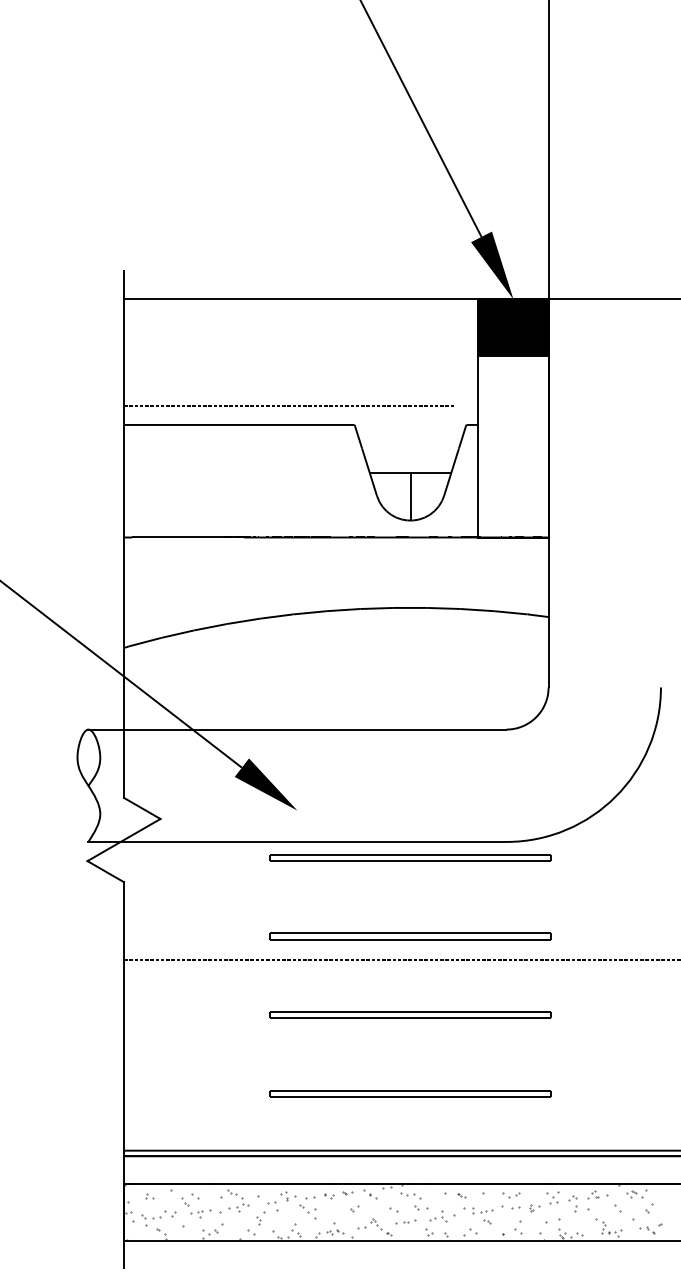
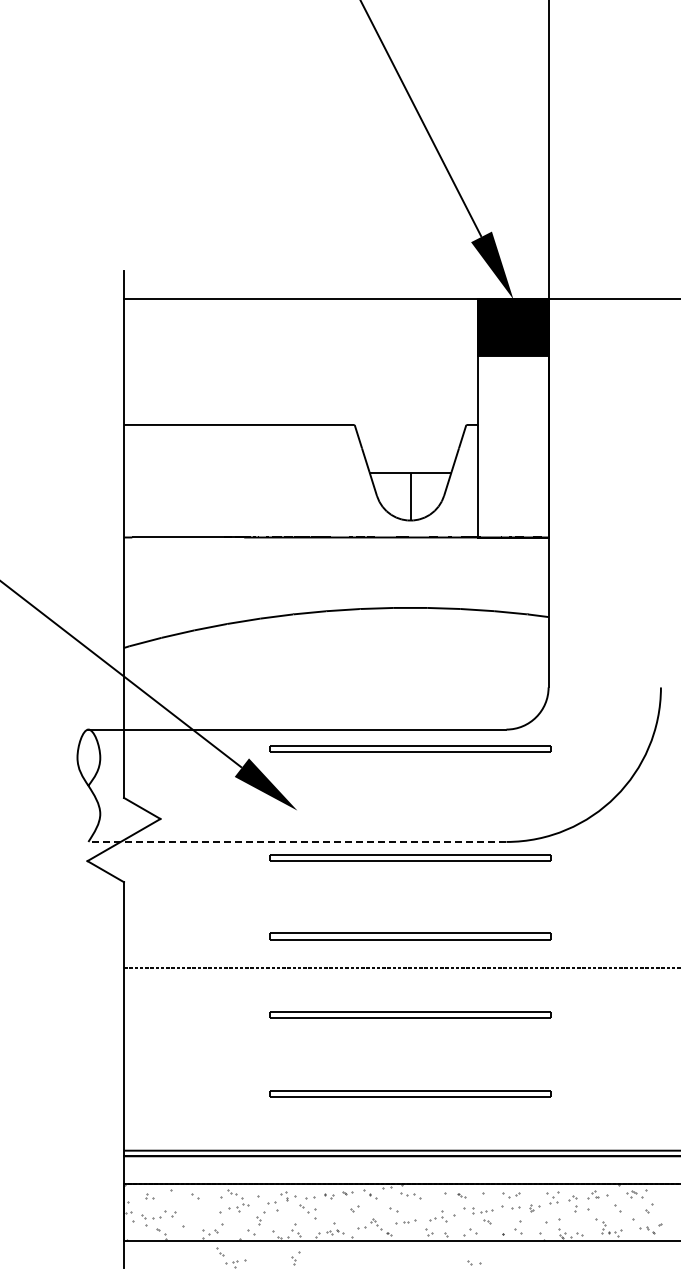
line: present -> none (289, 406)
part: none -> present (410, 748)
line: solid -> dashed (296, 841)
line position: (400, 960) -> (400, 968) (400, 968)
part position: (196, 1207) -> (231, 1257) (231, 1257)
part position: (421, 1207) -> (474, 1262) (474, 1262)
part: none -> present (295, 1258)
